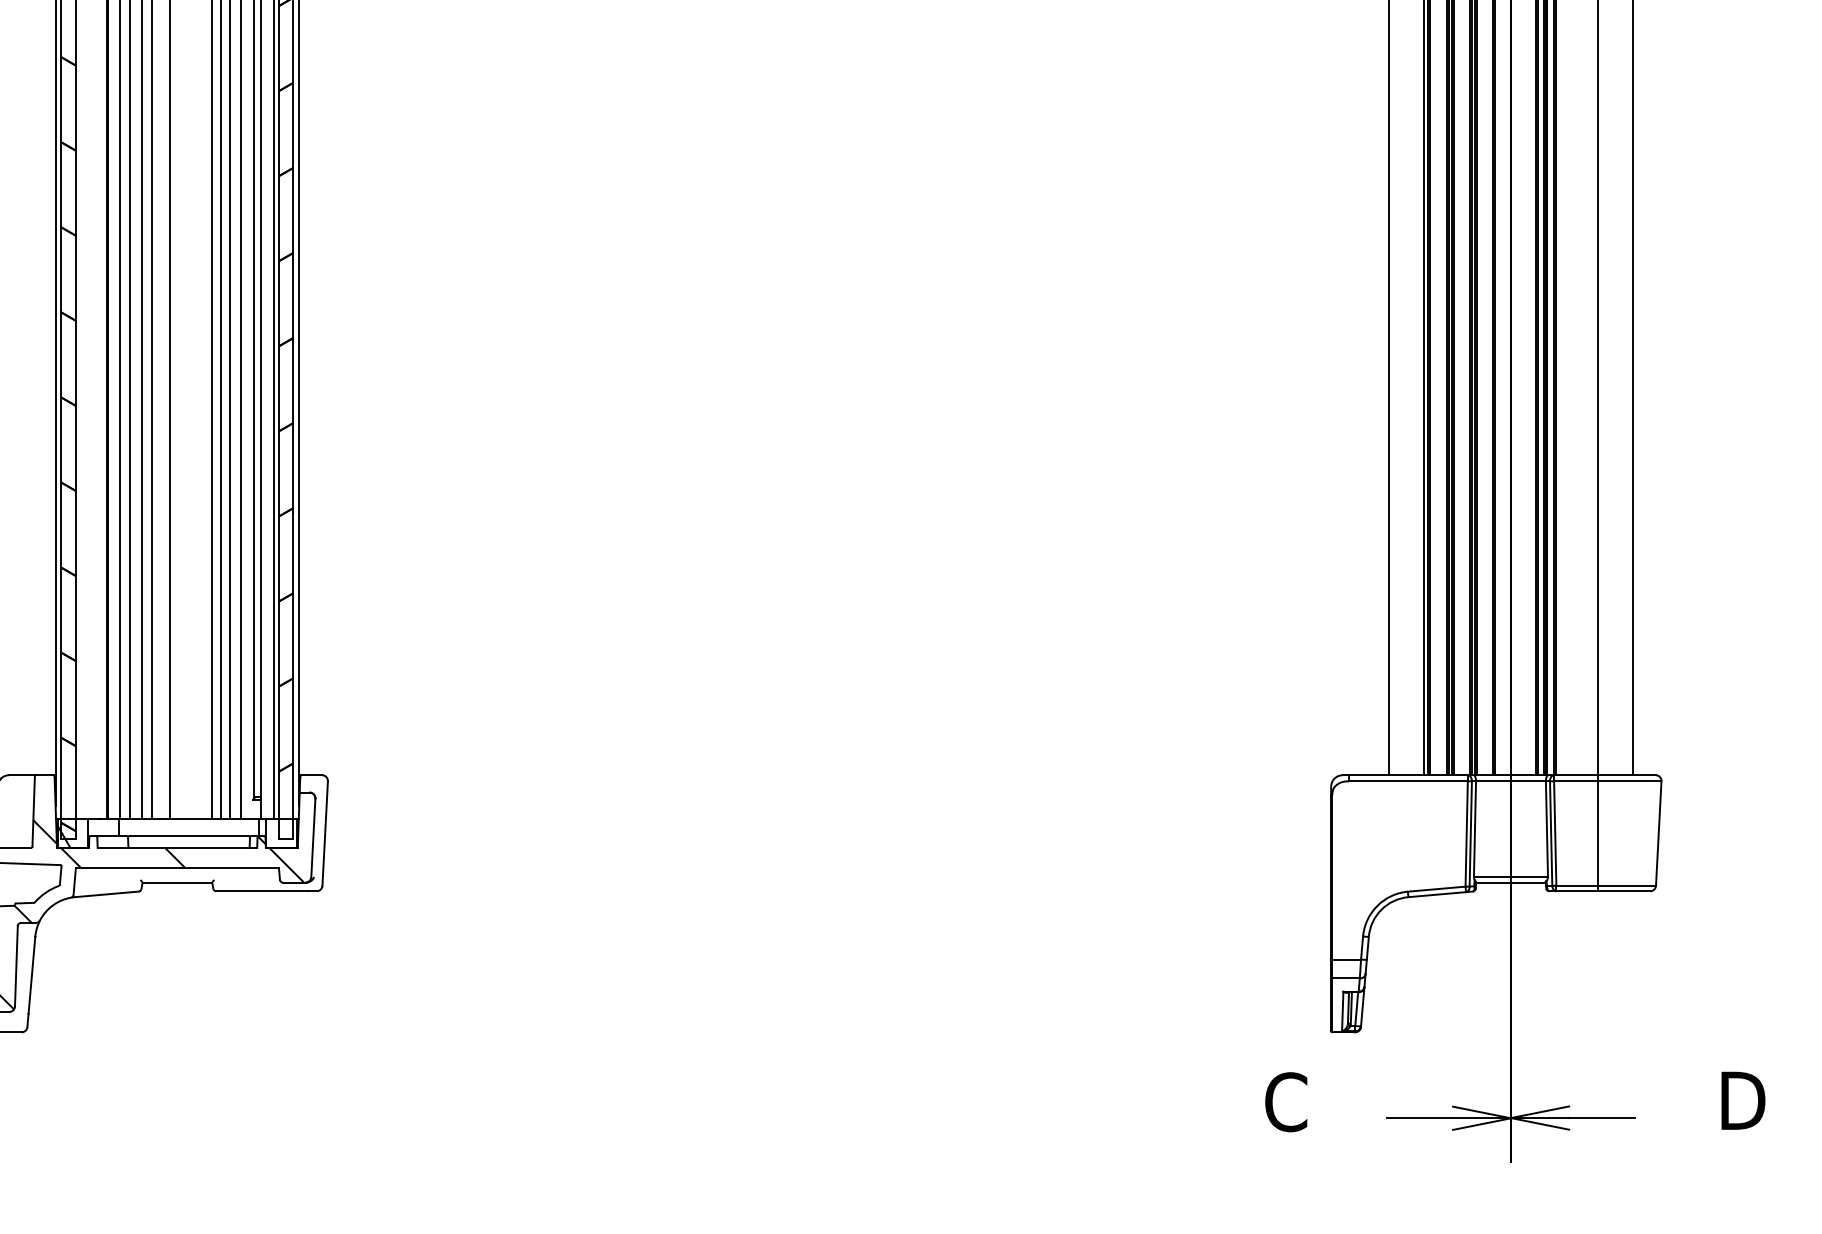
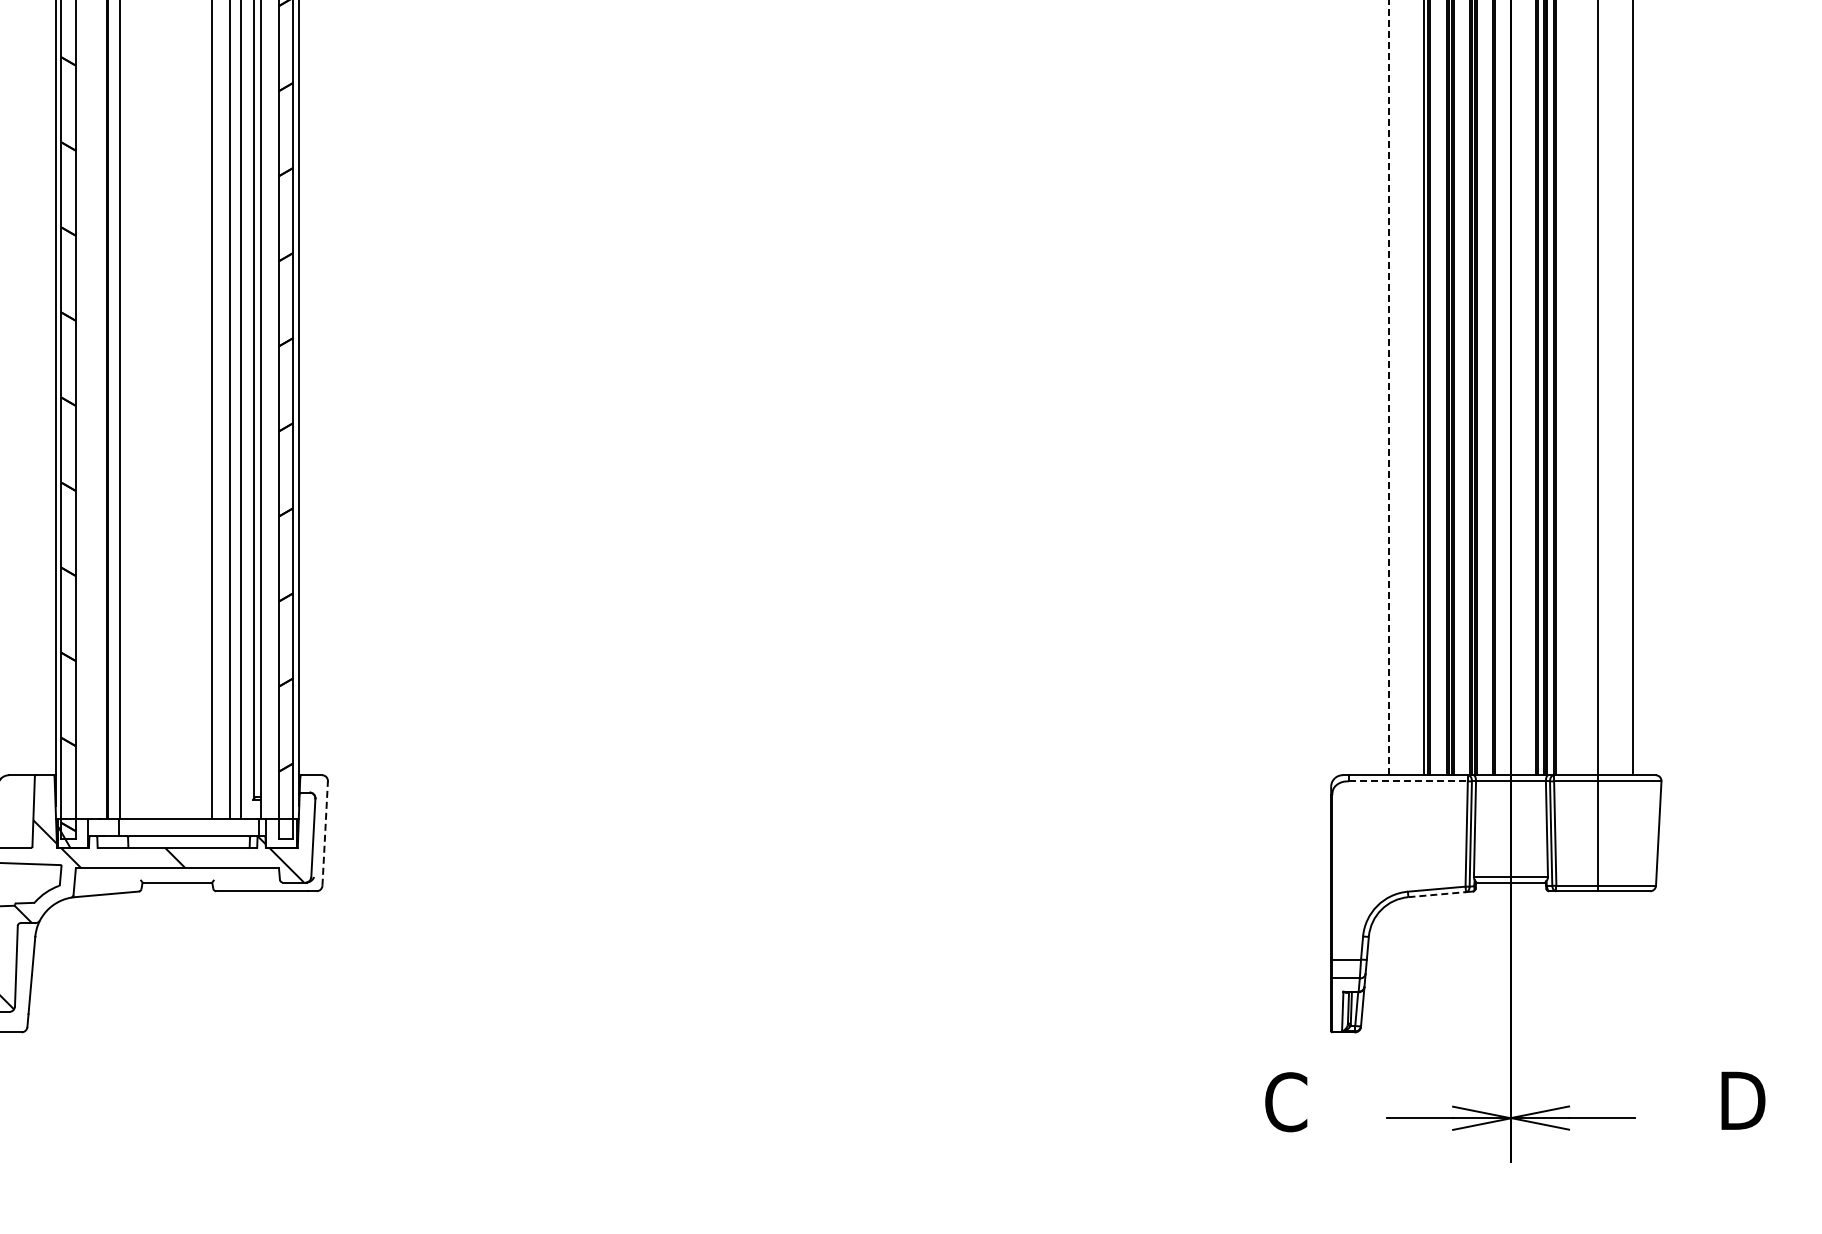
line: solid -> dashed (1389, 387)
line: present -> none (130, 410)
line: present -> none (142, 410)
line: present -> none (152, 410)
line: present -> none (169, 410)
line: present -> none (220, 410)
line: present -> none (274, 410)
line: solid -> dashed (1408, 781)
line: solid -> dashed (325, 833)
line: solid -> dashed (1437, 894)
